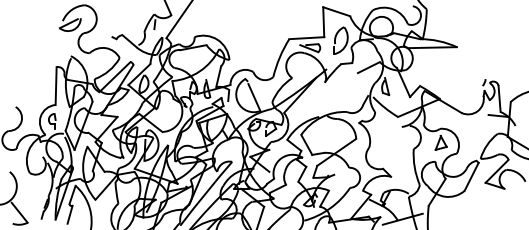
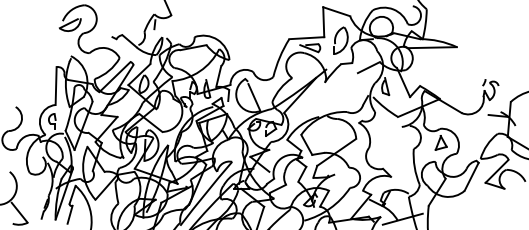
line: present -> none (178, 20)
line: present -> none (499, 99)
